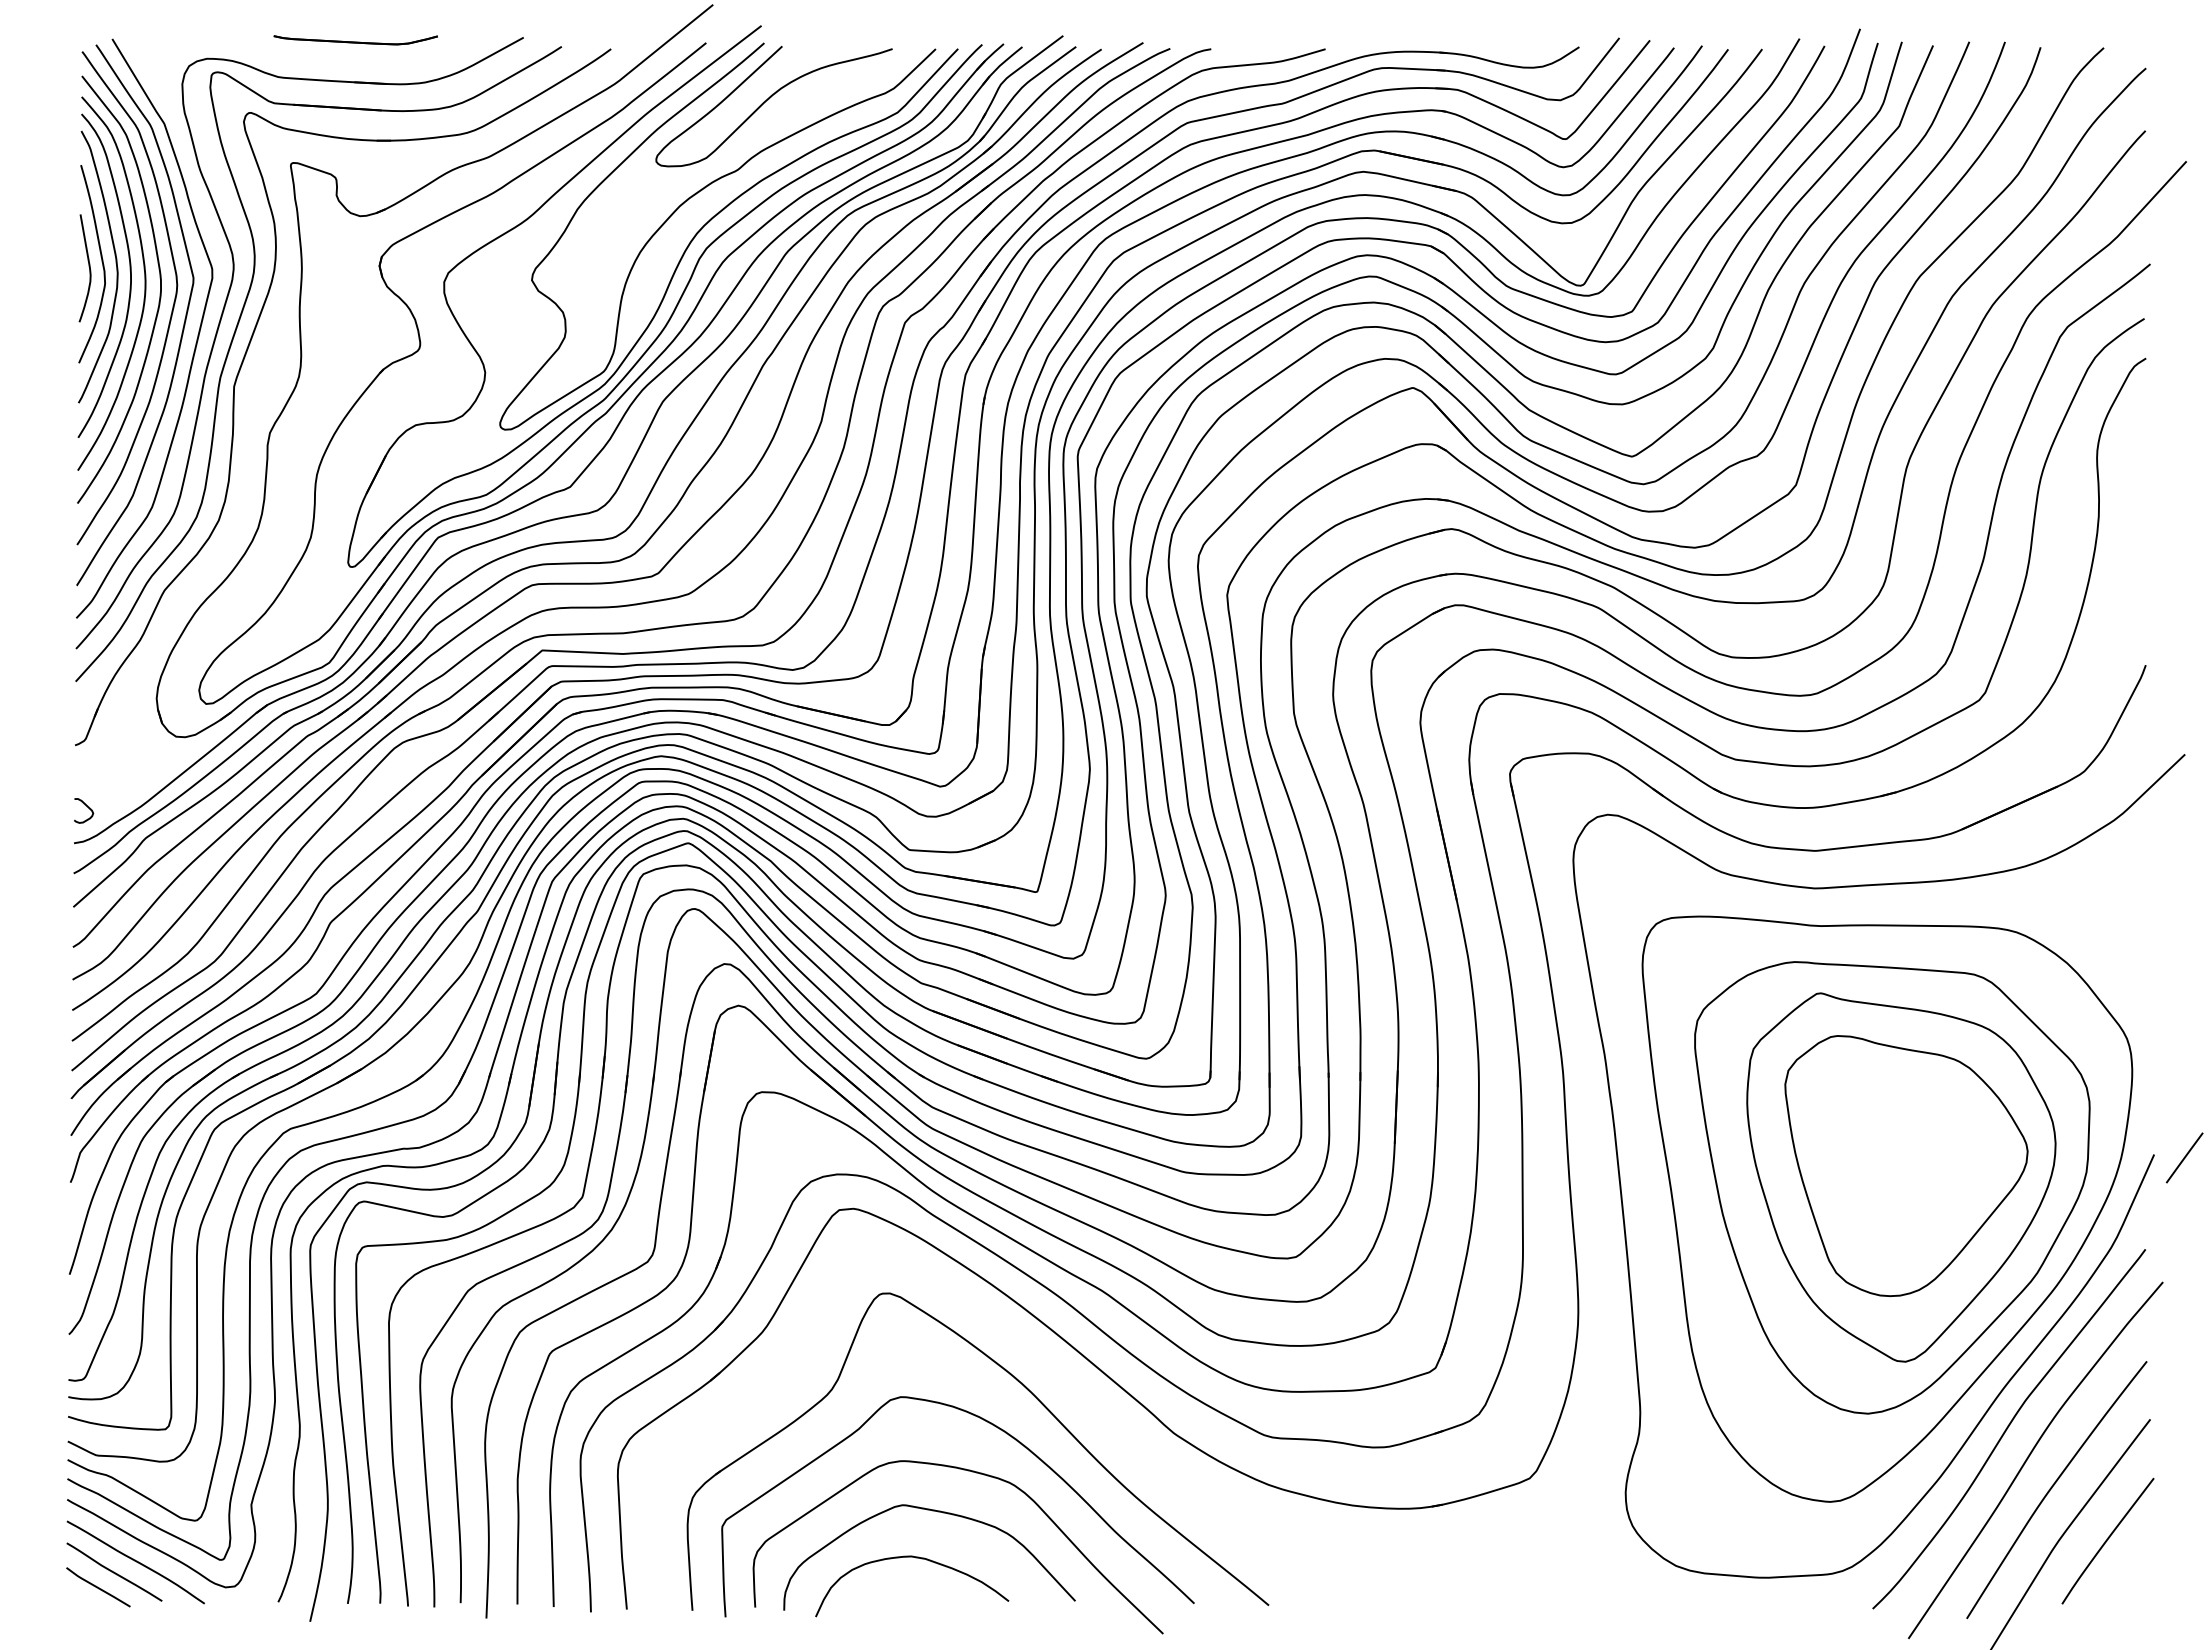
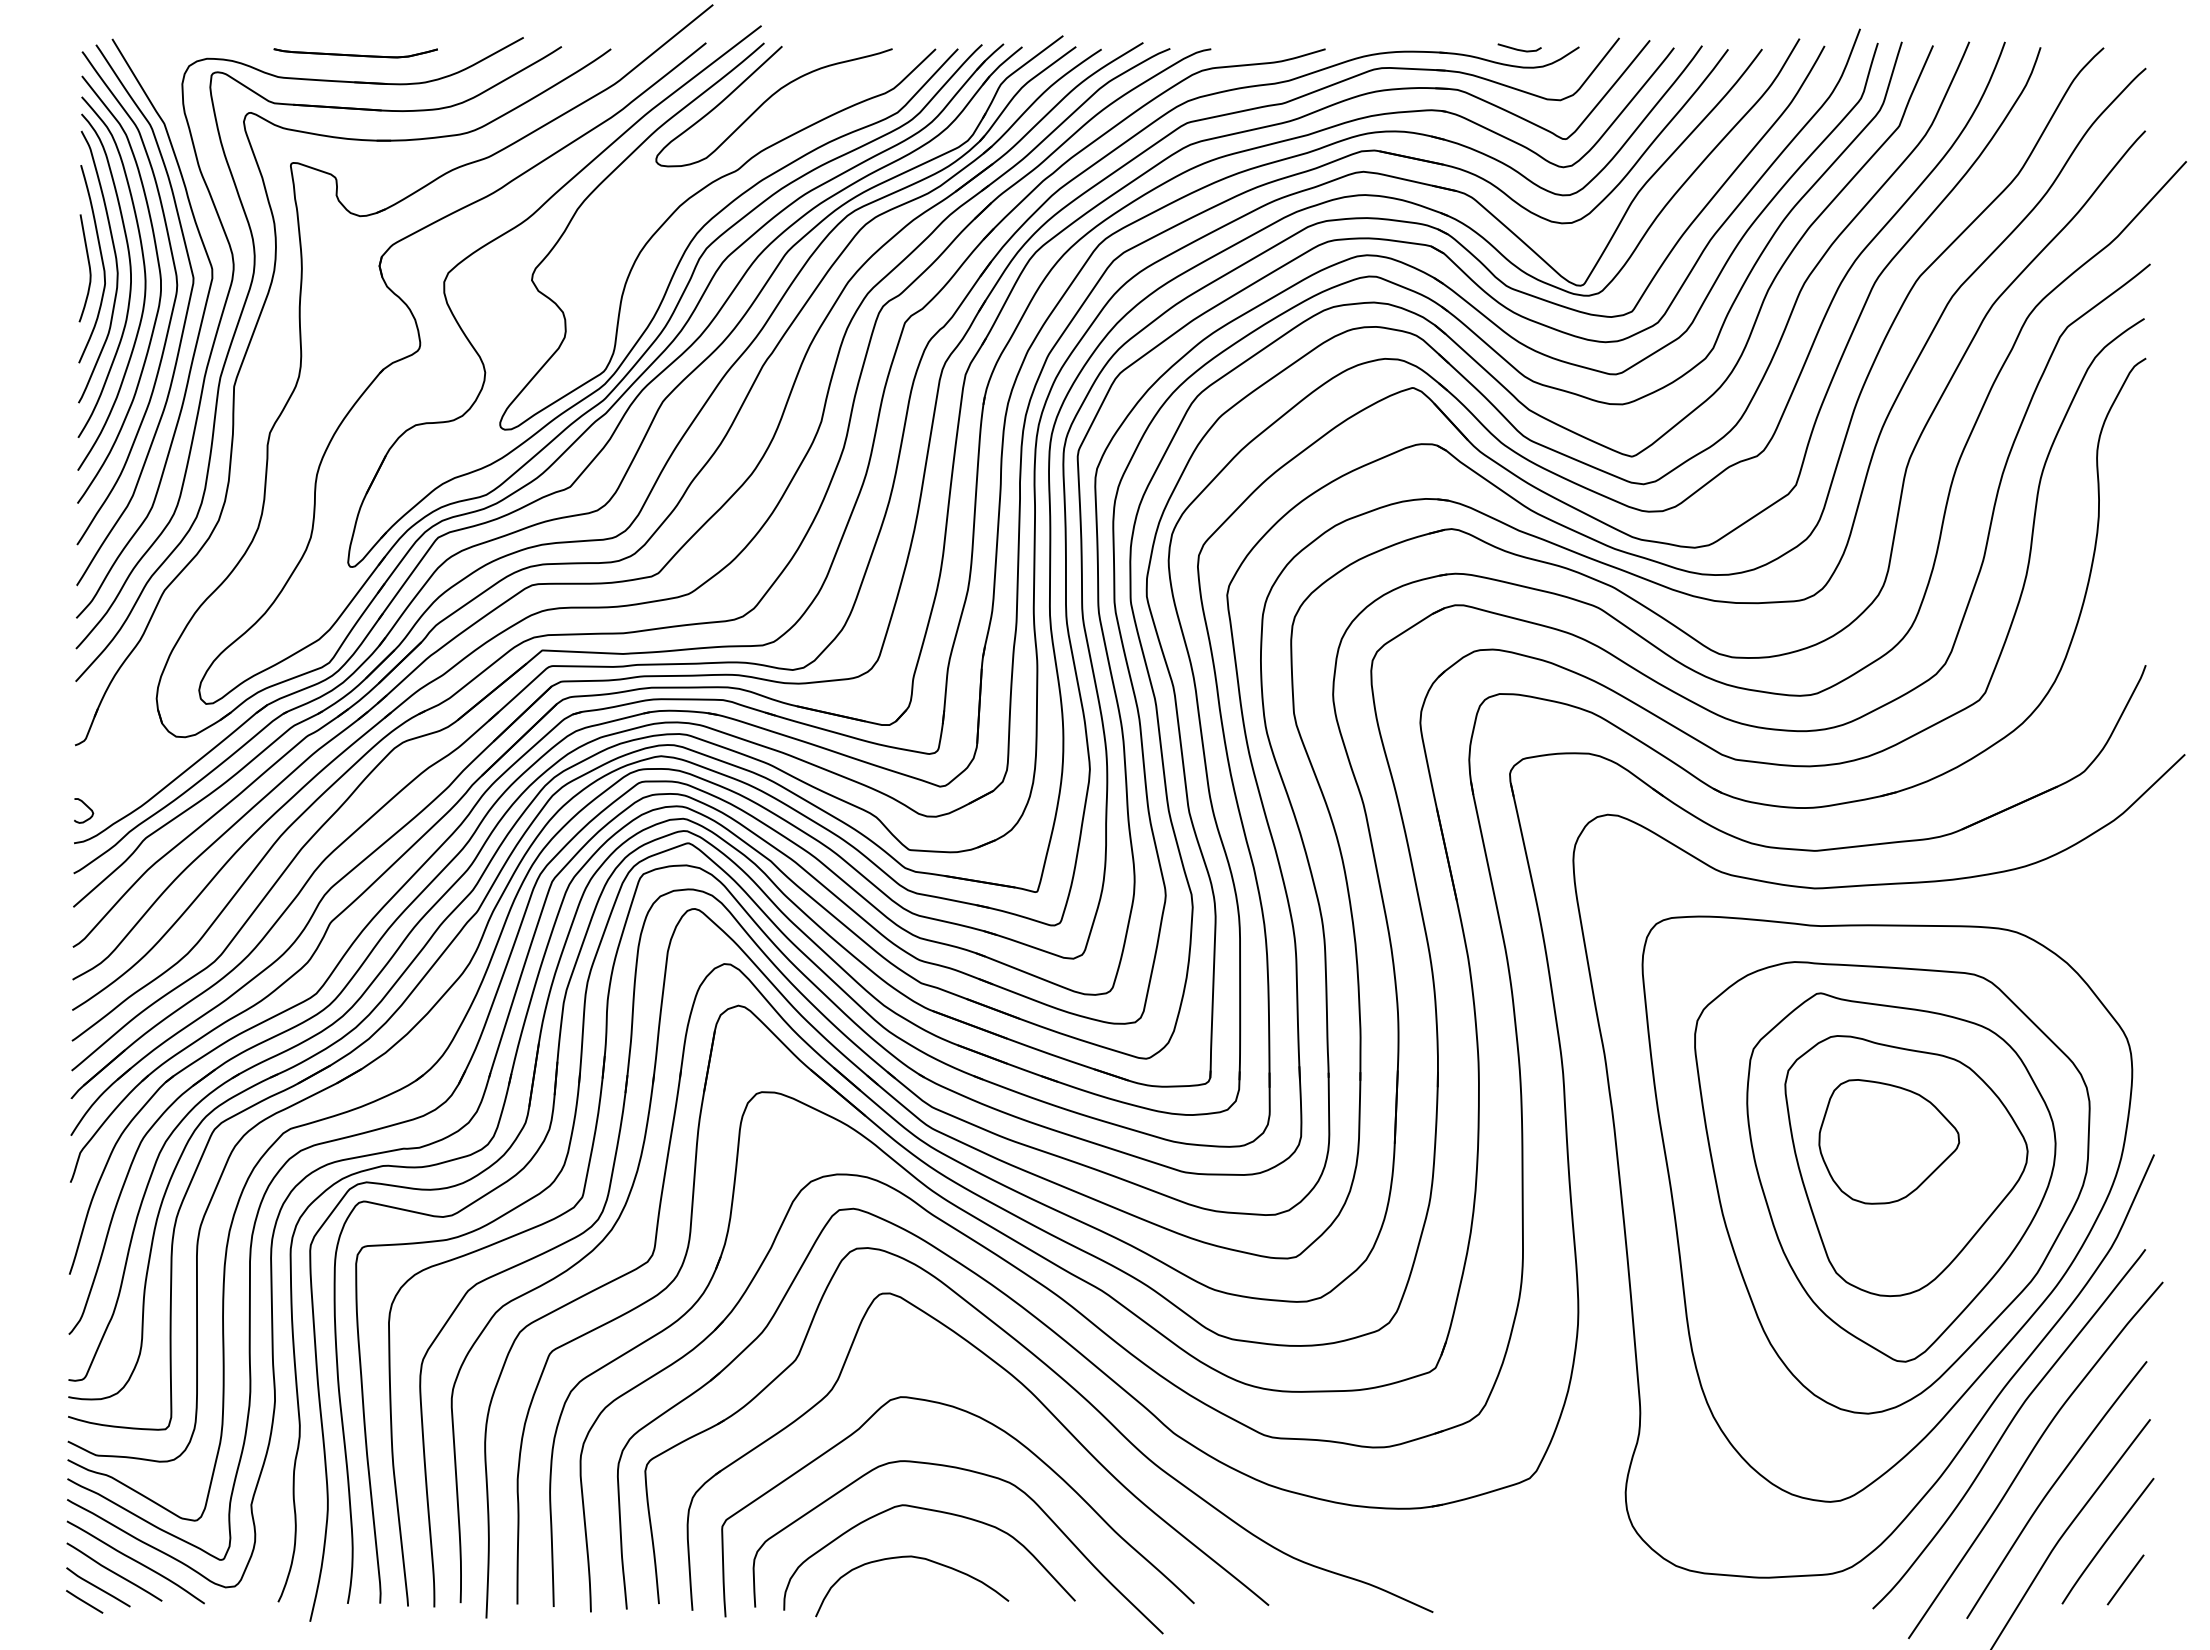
part position: (355, 40) -> (355, 53) (355, 53)
line: none -> present (1519, 49)
part: none -> present (1889, 1141)
line position: (2184, 1157) -> (2125, 1579) (2125, 1579)
part: none -> present (1069, 1386)
line: none -> present (84, 1601)
